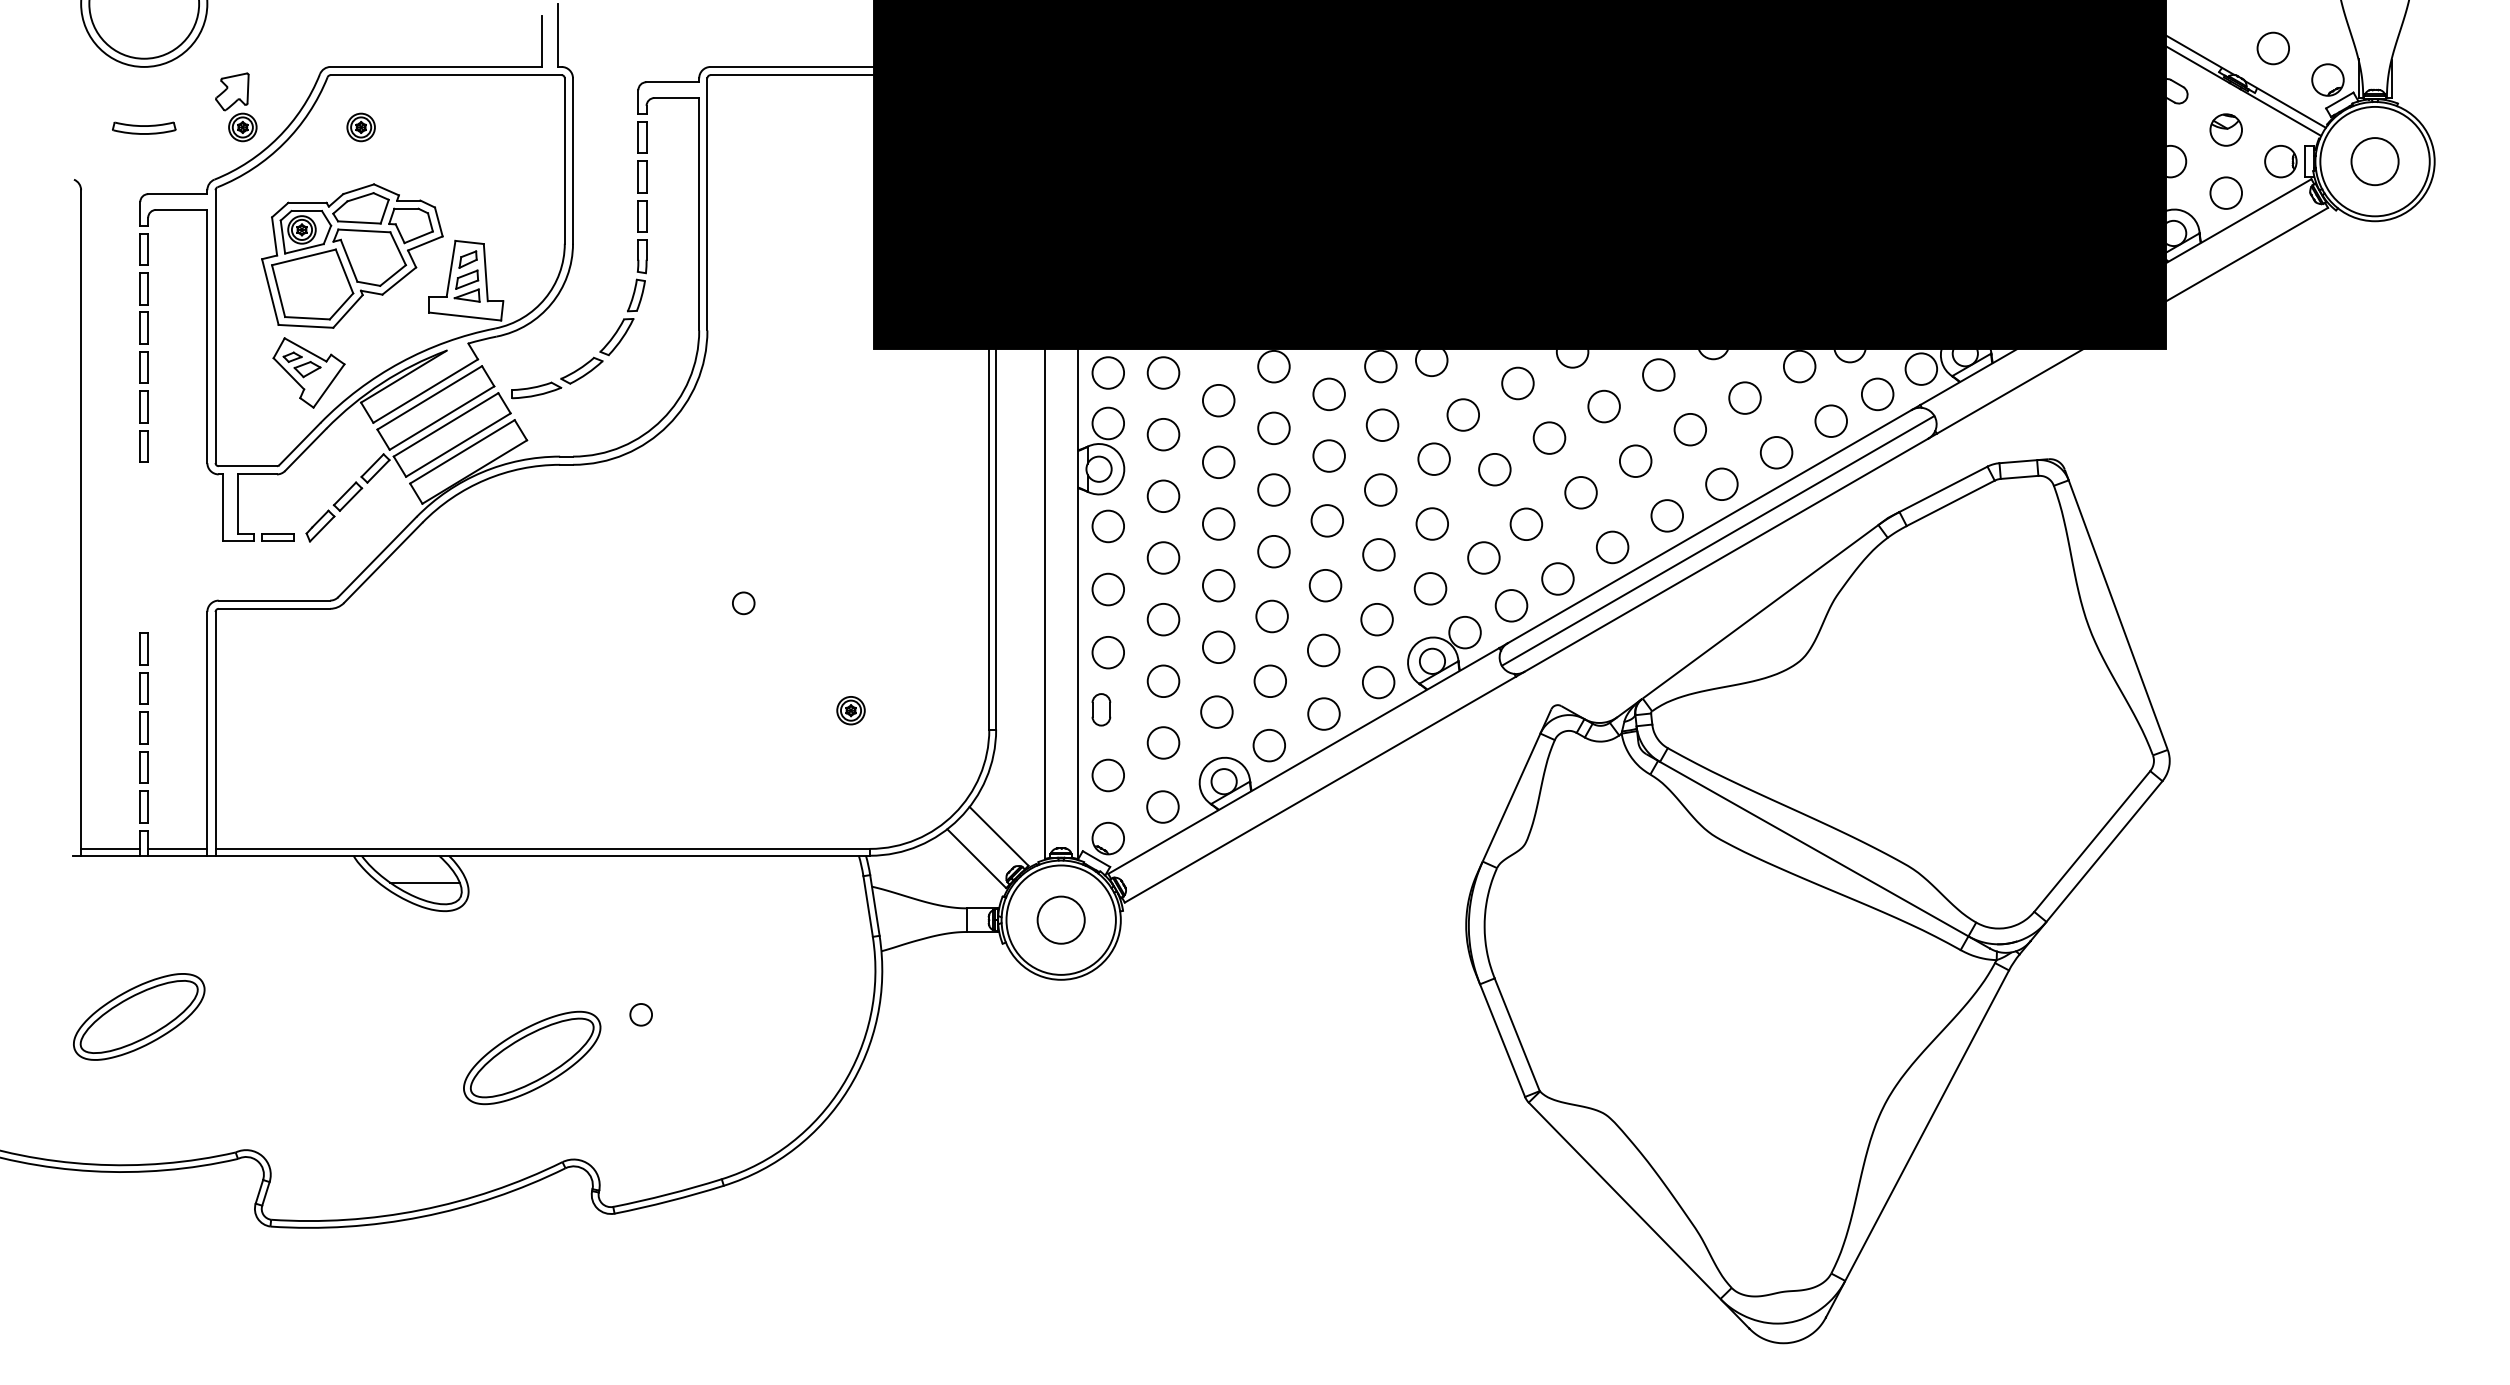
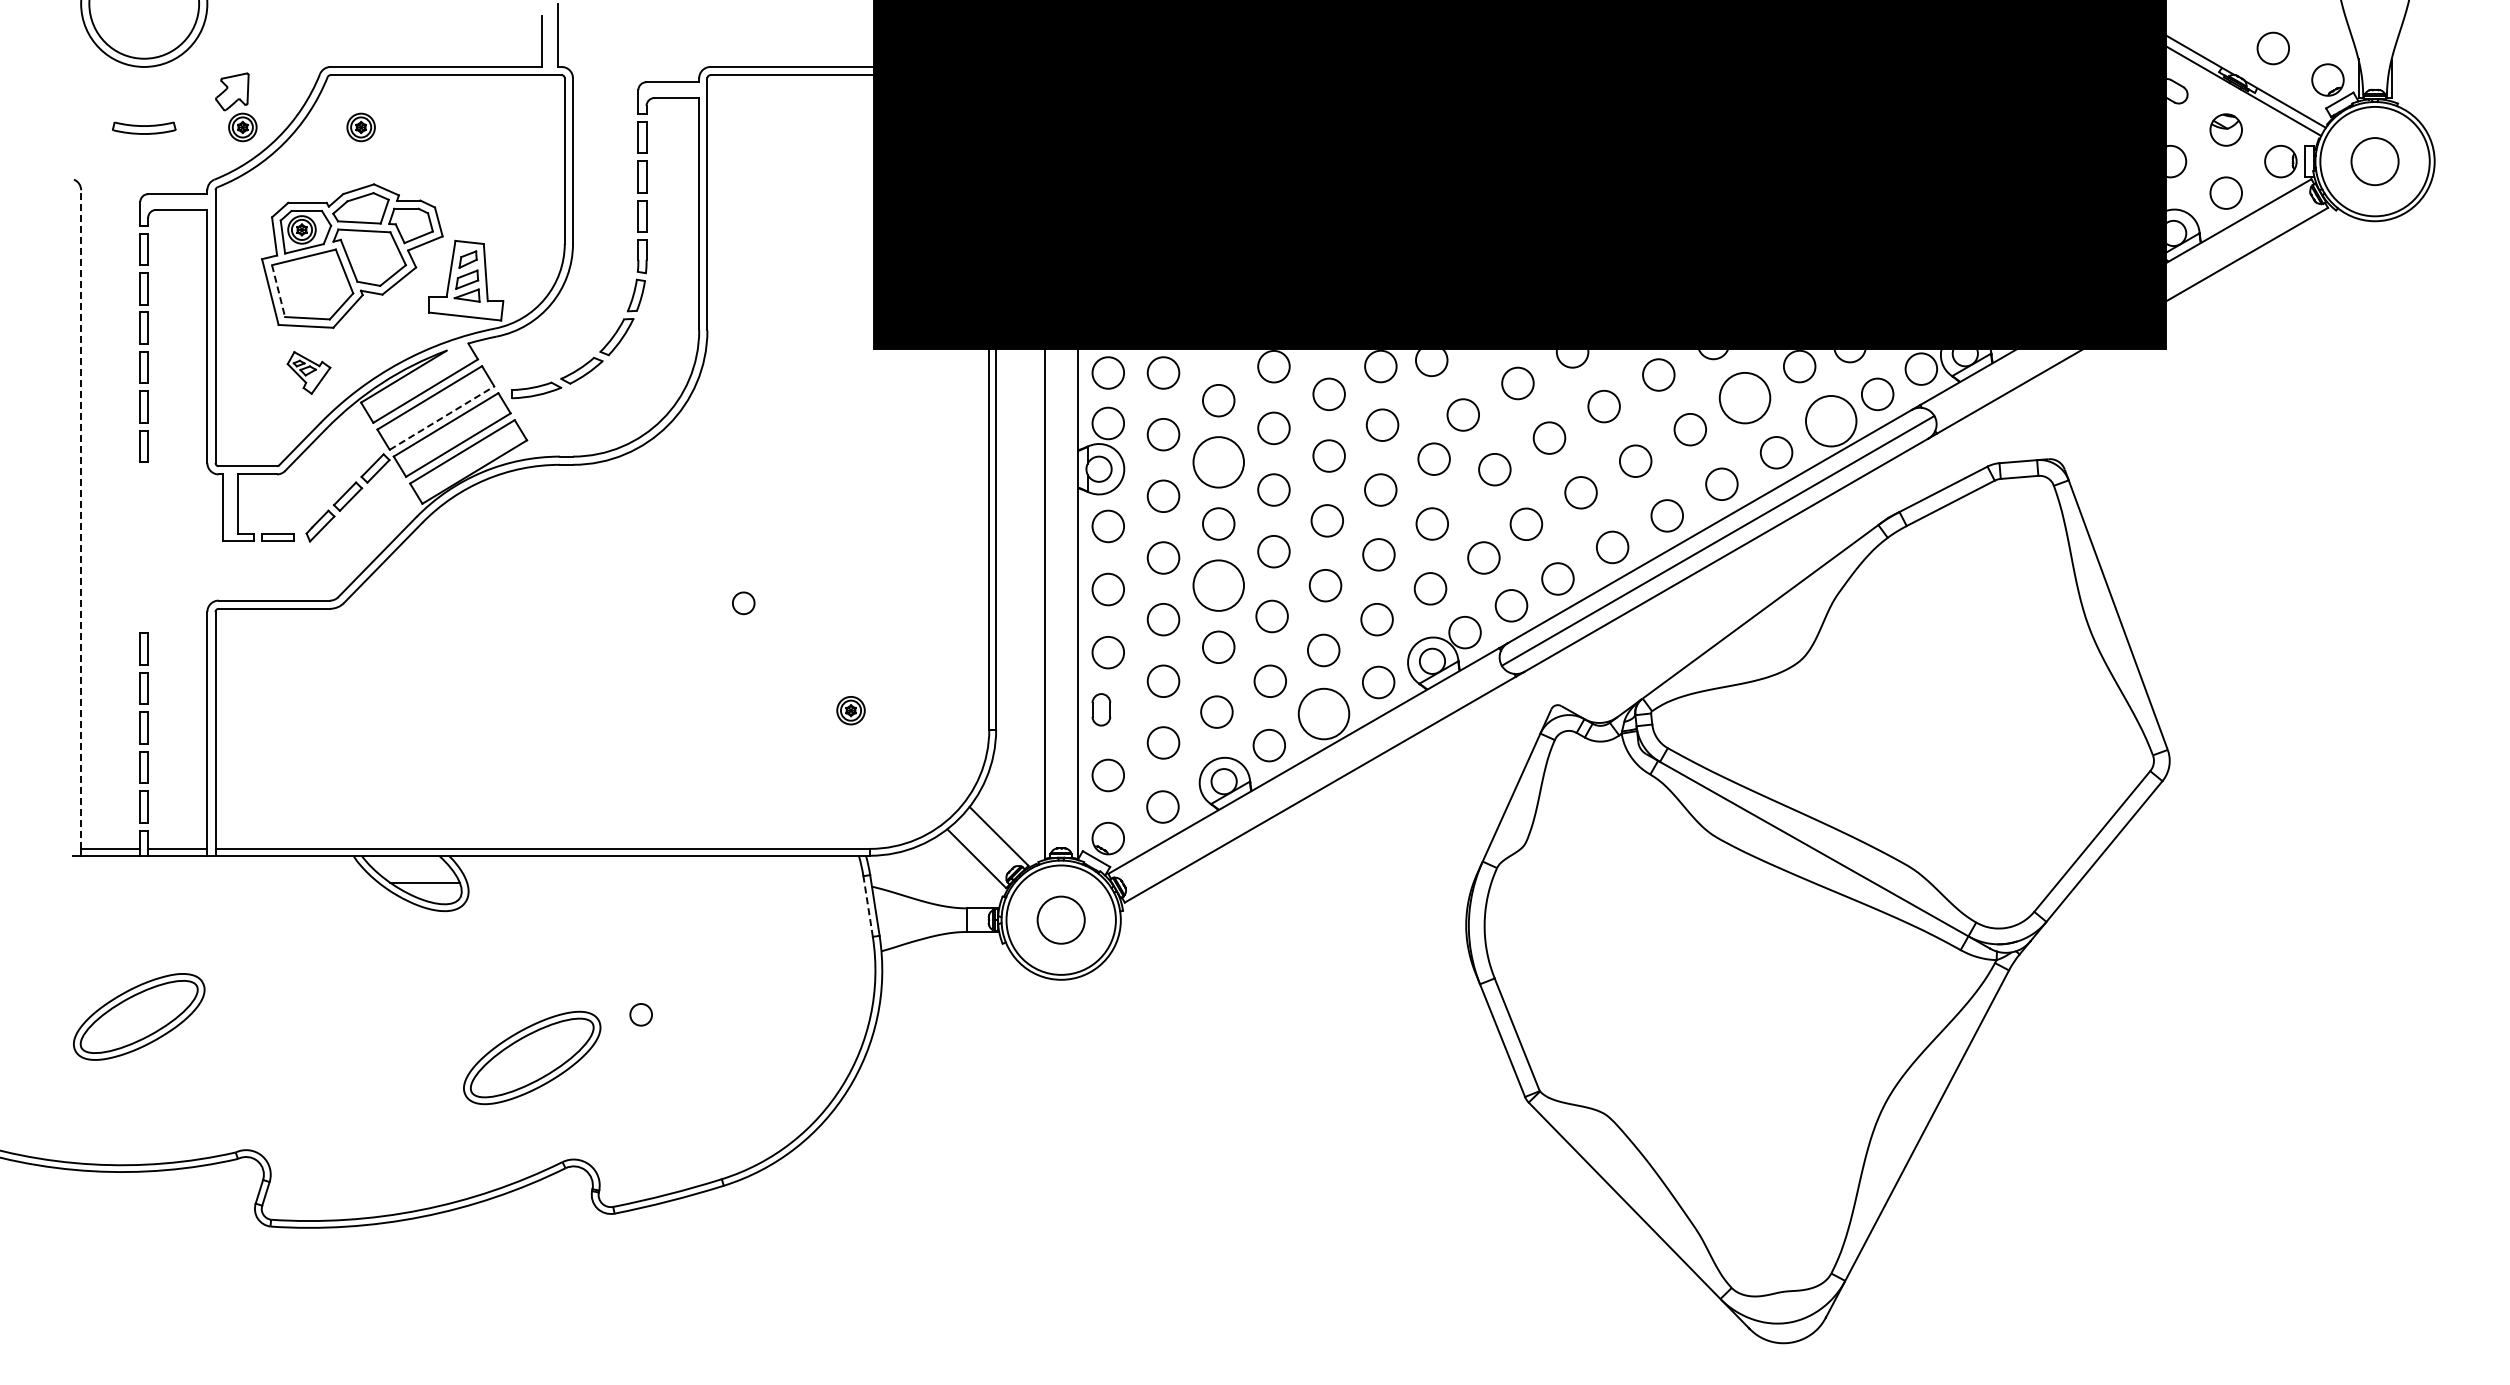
line: solid -> dashed (278, 291)
part size: 74x72 px -> 46x44 px (308, 372)
circle diameter: 32 px -> 50 px (1744, 397)
line: solid -> dashed (442, 417)
circle diameter: 32 px -> 50 px (1830, 420)
circle diameter: 32 px -> 50 px (1218, 462)
line: solid -> dashed (81, 519)
circle diameter: 32 px -> 50 px (1218, 585)
circle diameter: 32 px -> 50 px (1323, 713)
line: solid -> dashed (868, 906)
